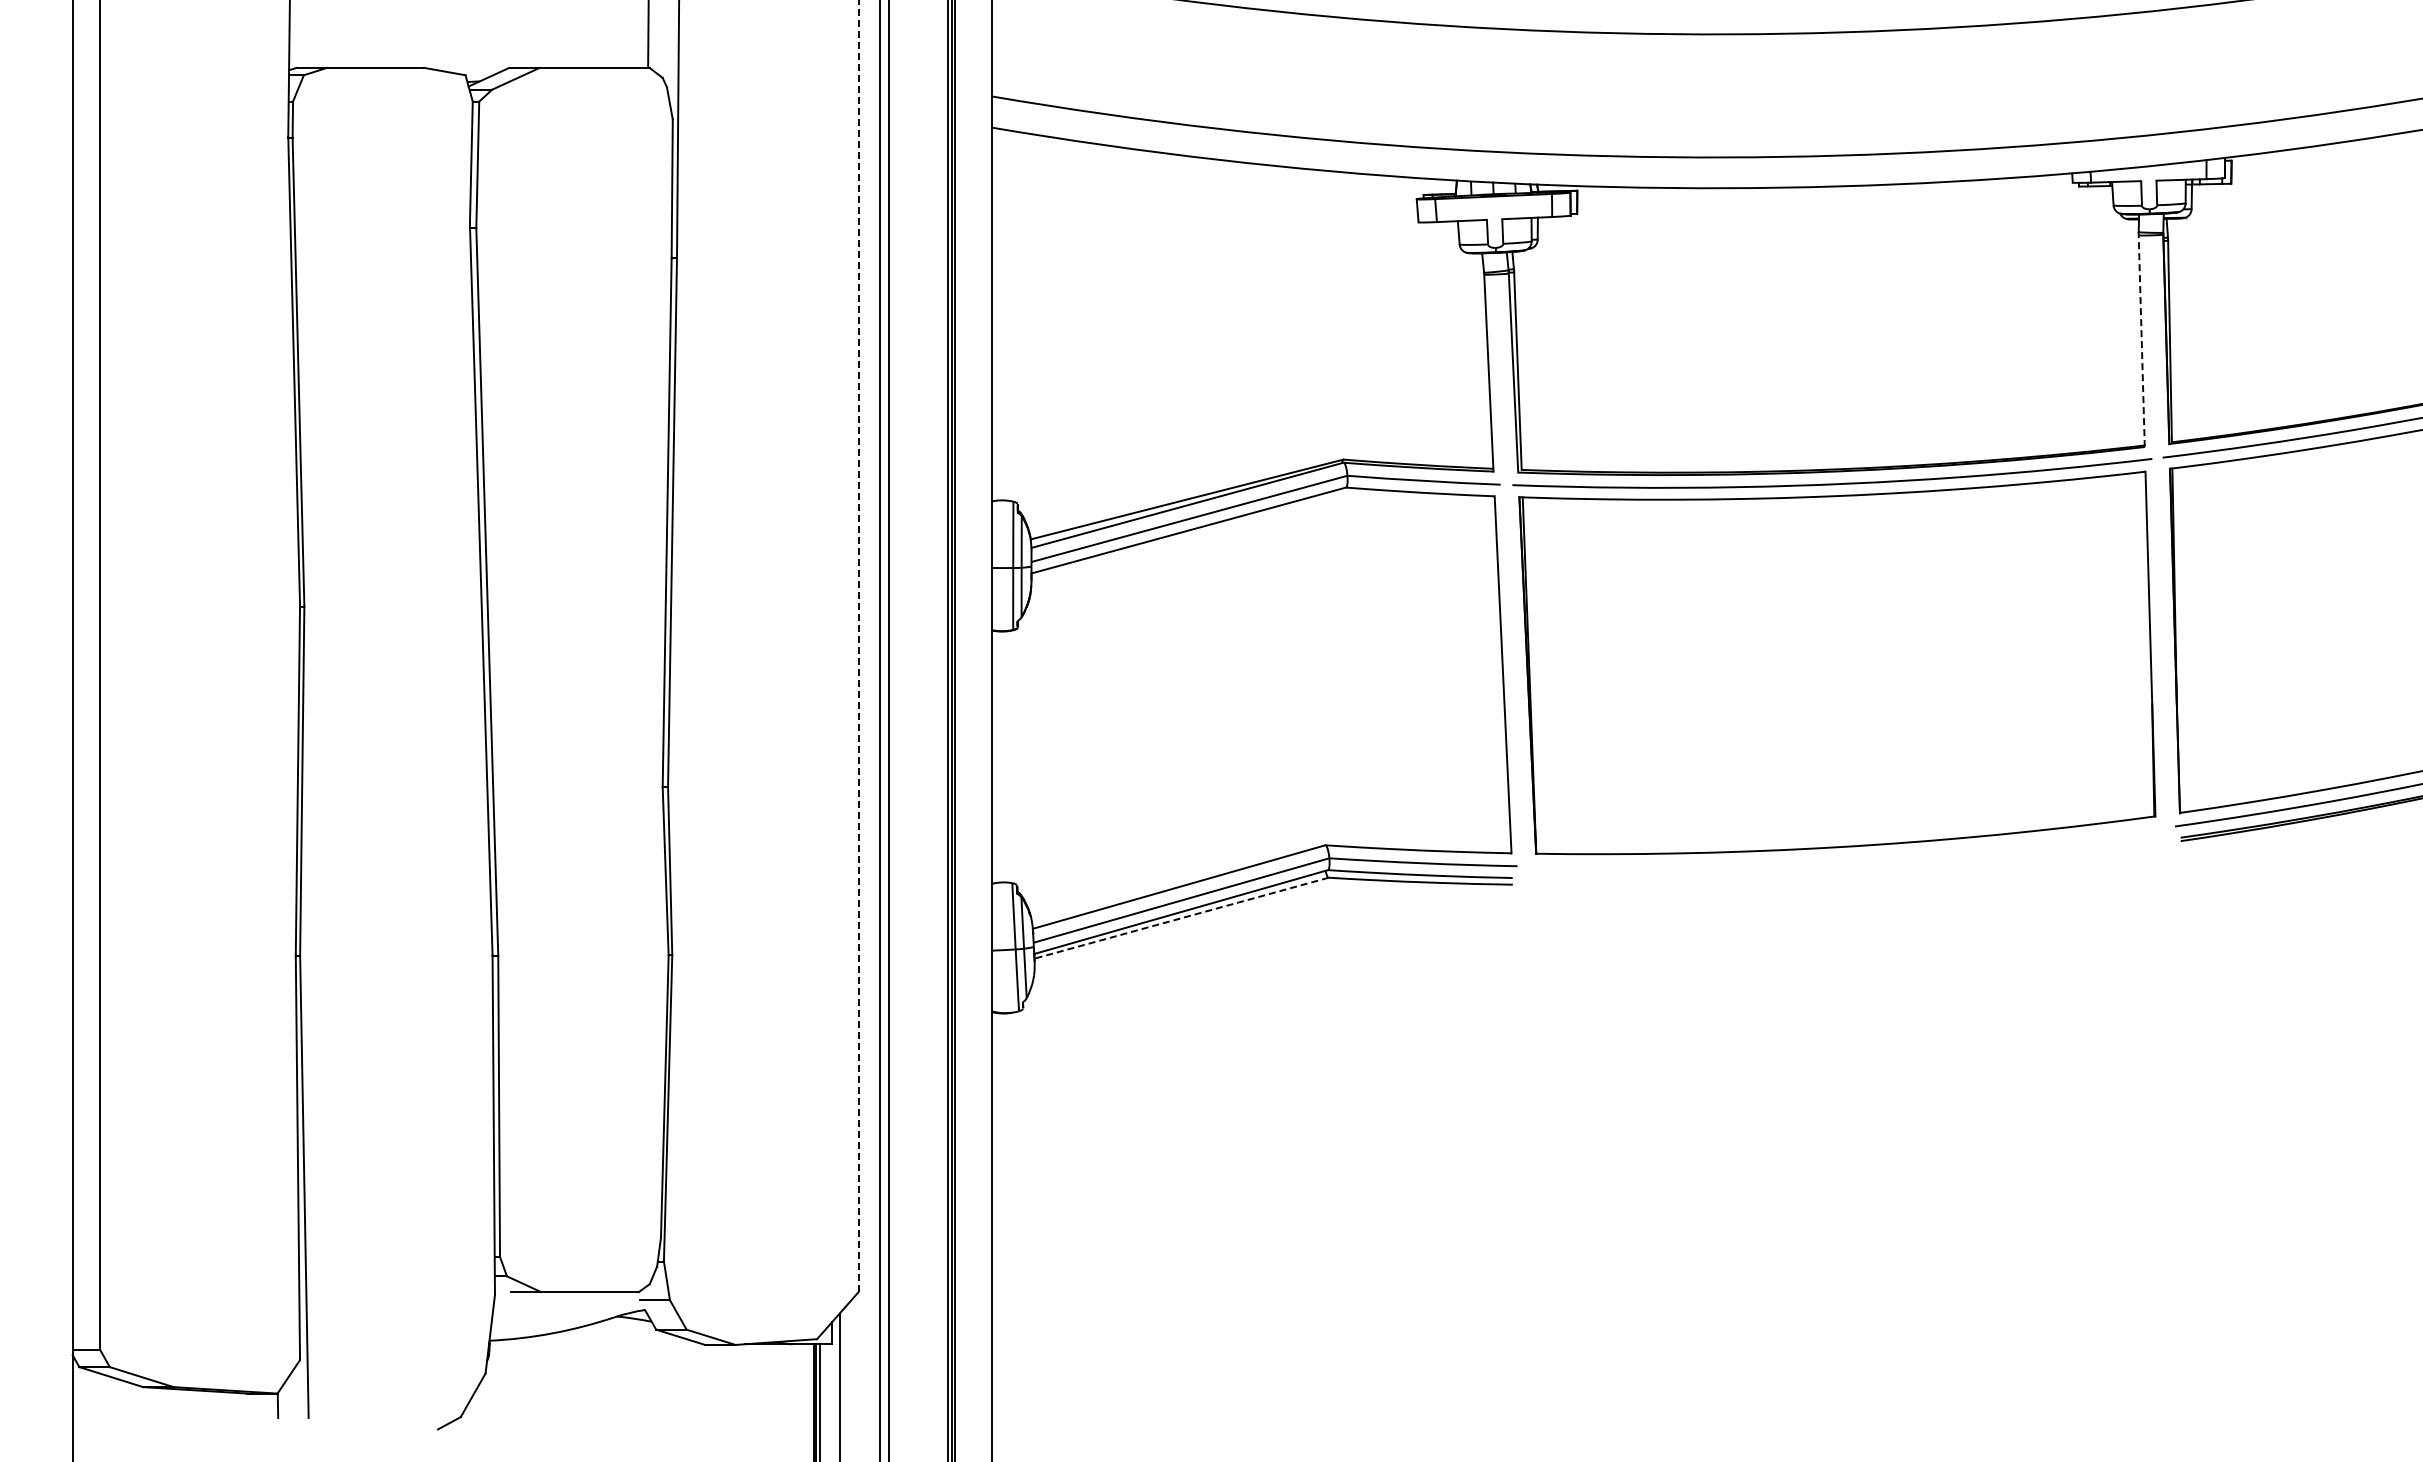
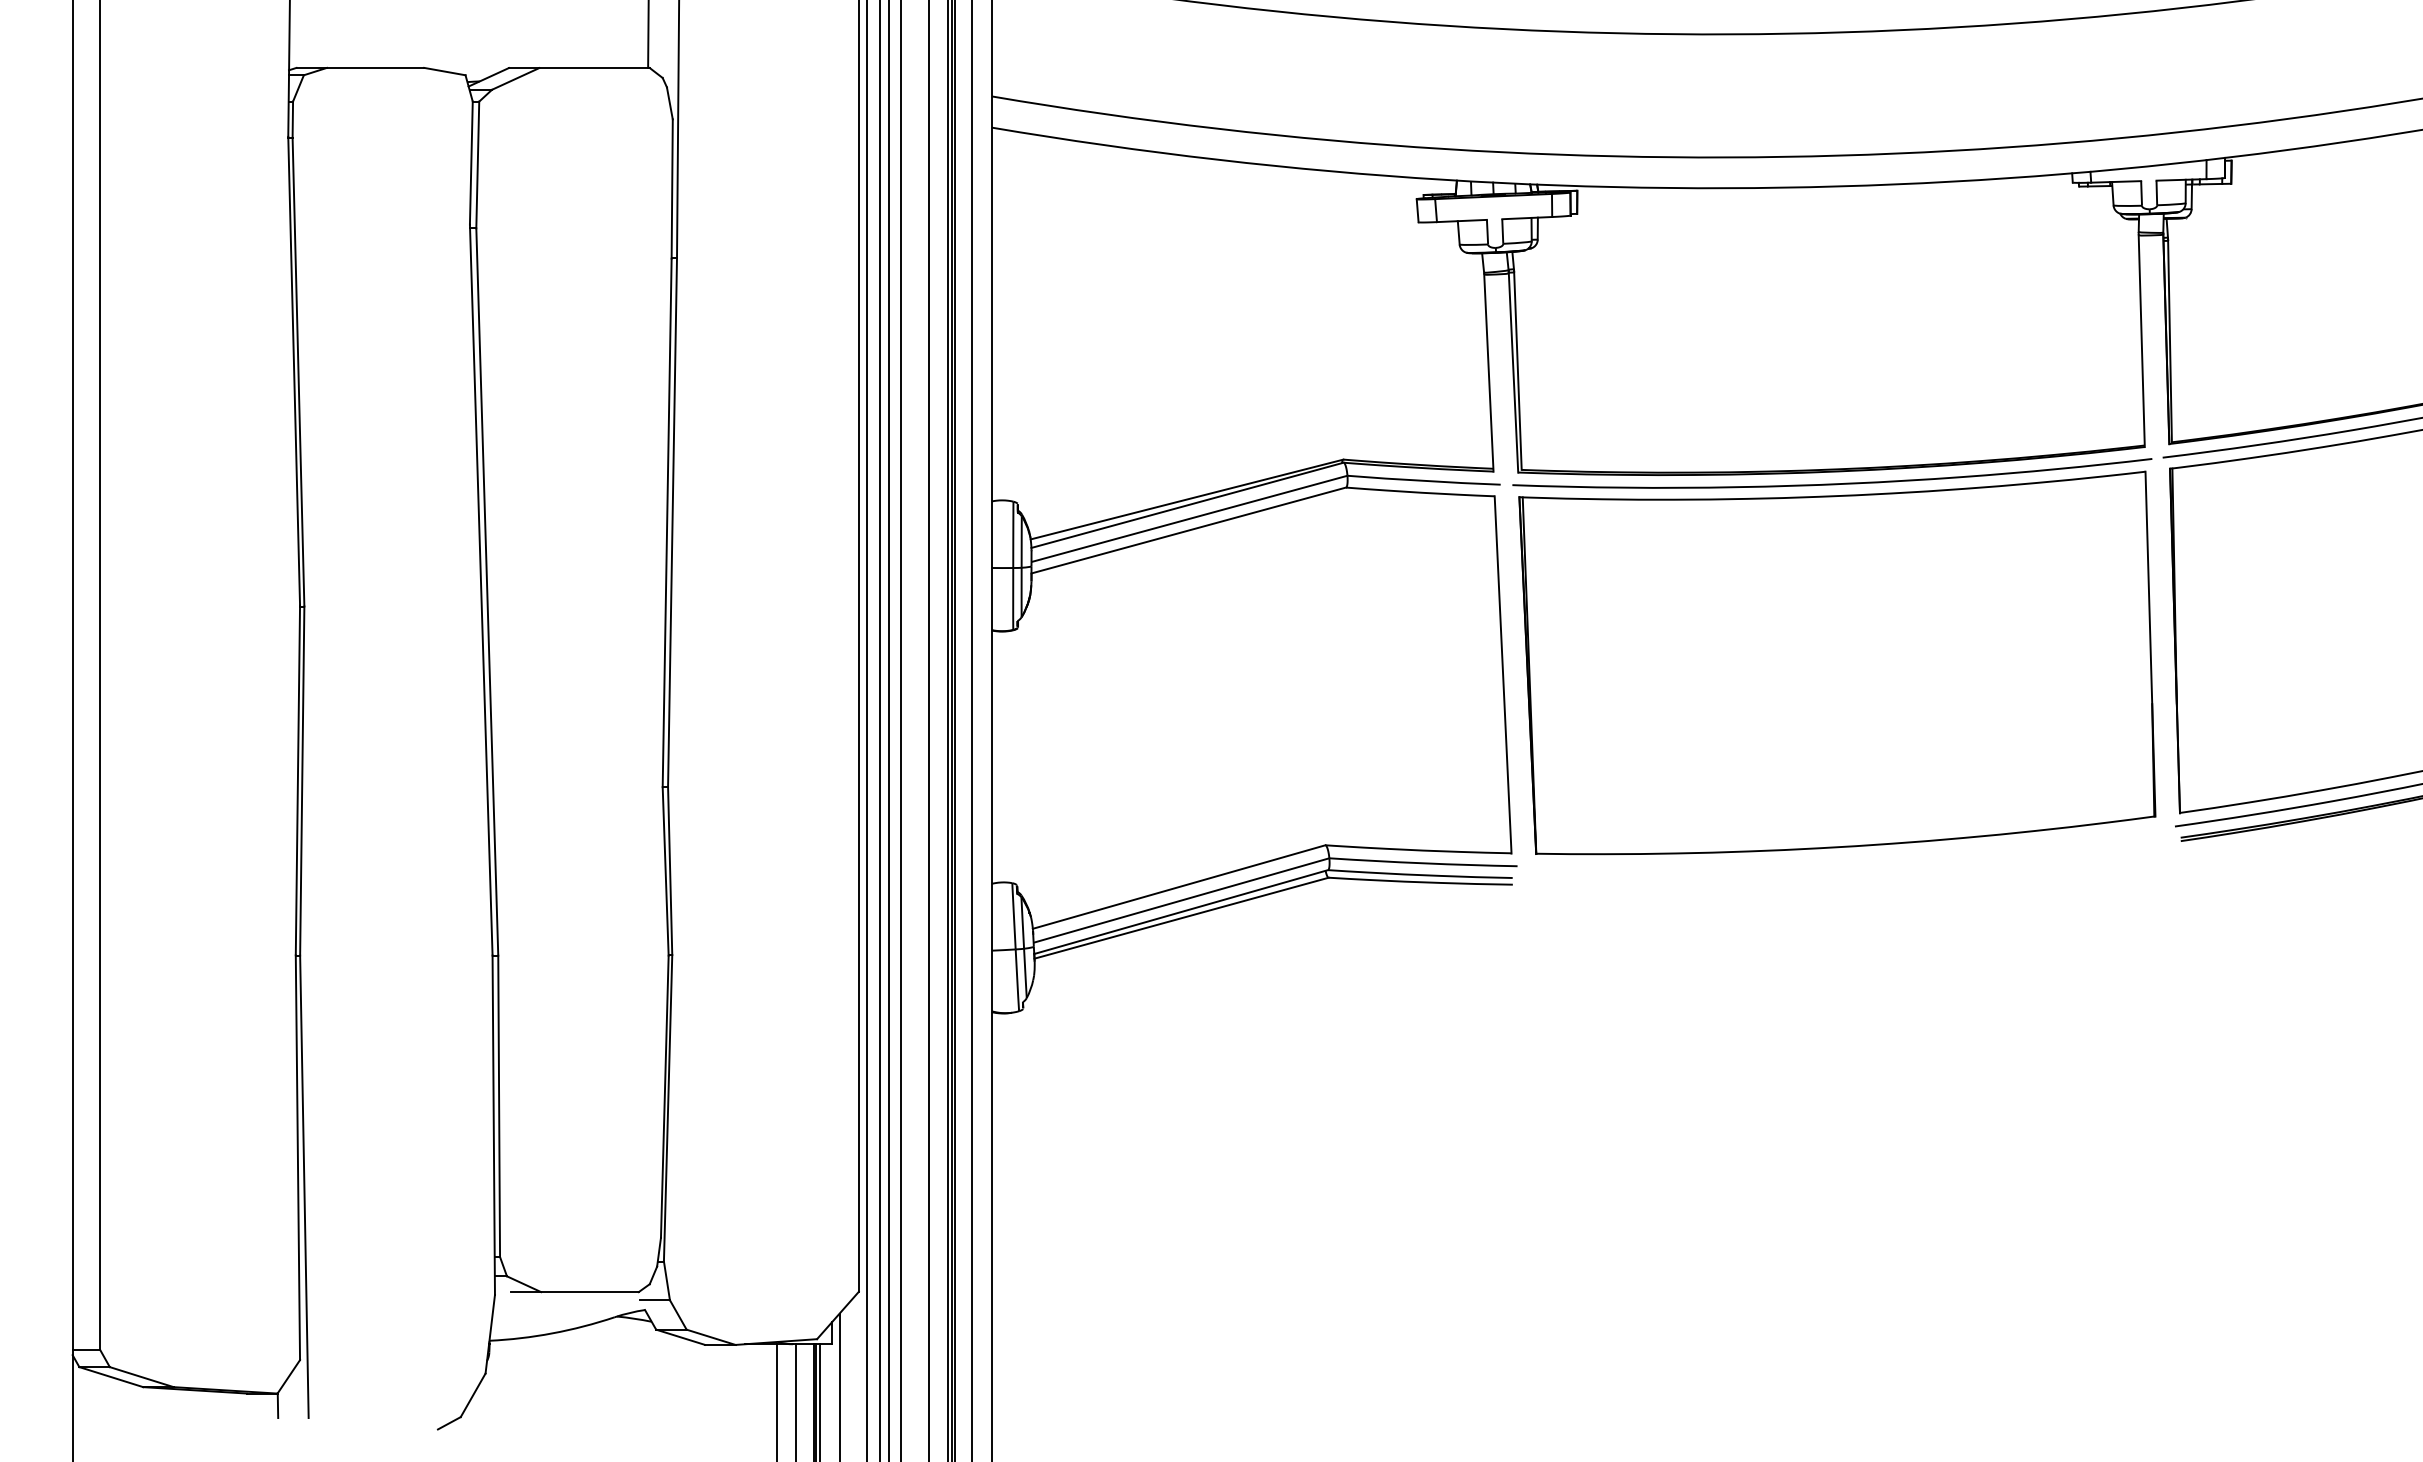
line: dashed -> solid (2141, 341)
line: dashed -> solid (858, 646)
line: none -> present (867, 730)
line: none -> present (901, 730)
line: none -> present (928, 730)
line: none -> present (972, 730)
line: dashed -> solid (1181, 918)
line: none -> present (776, 1401)
line: none -> present (796, 1401)
